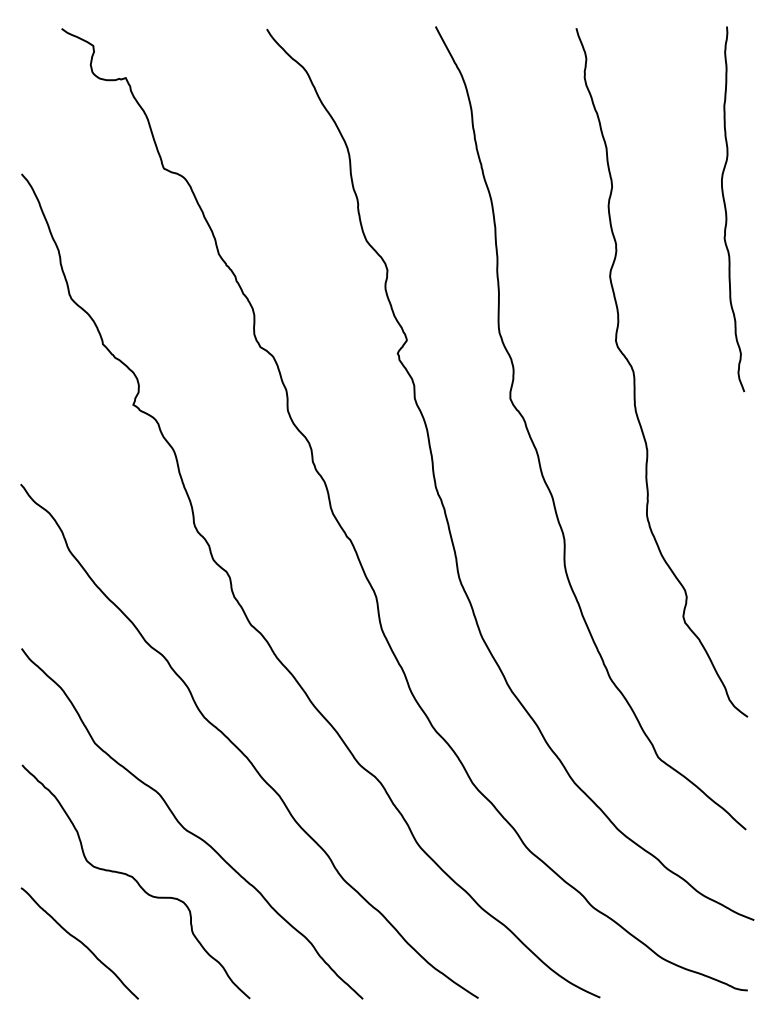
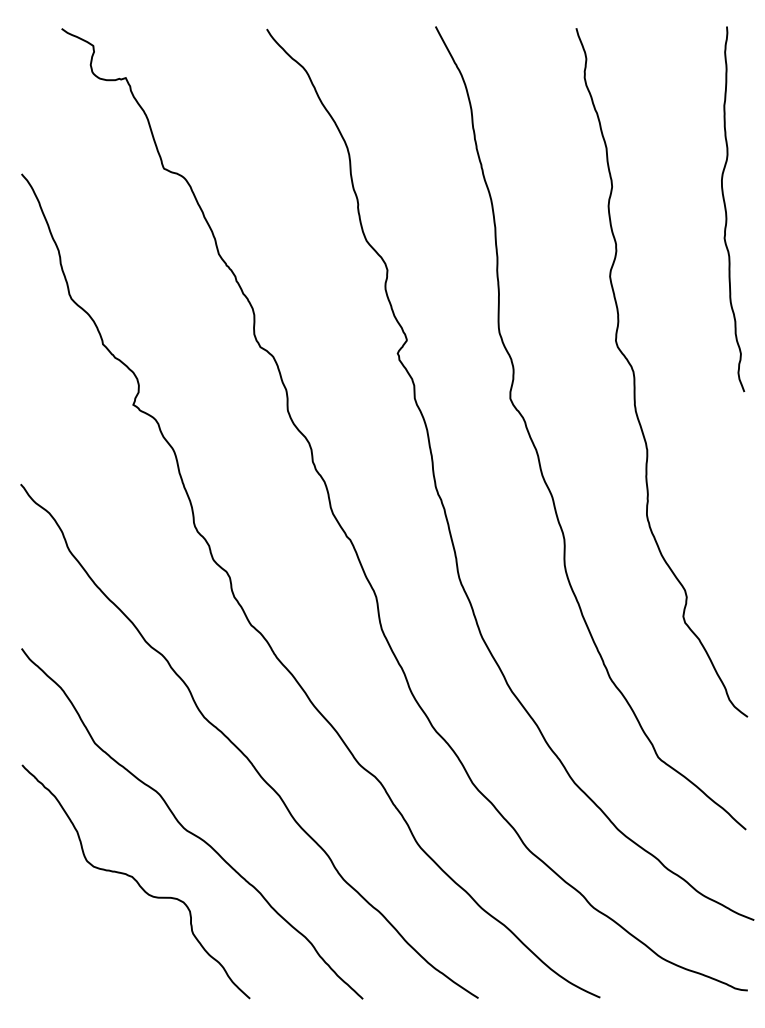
curve: present -> none (79, 942)
